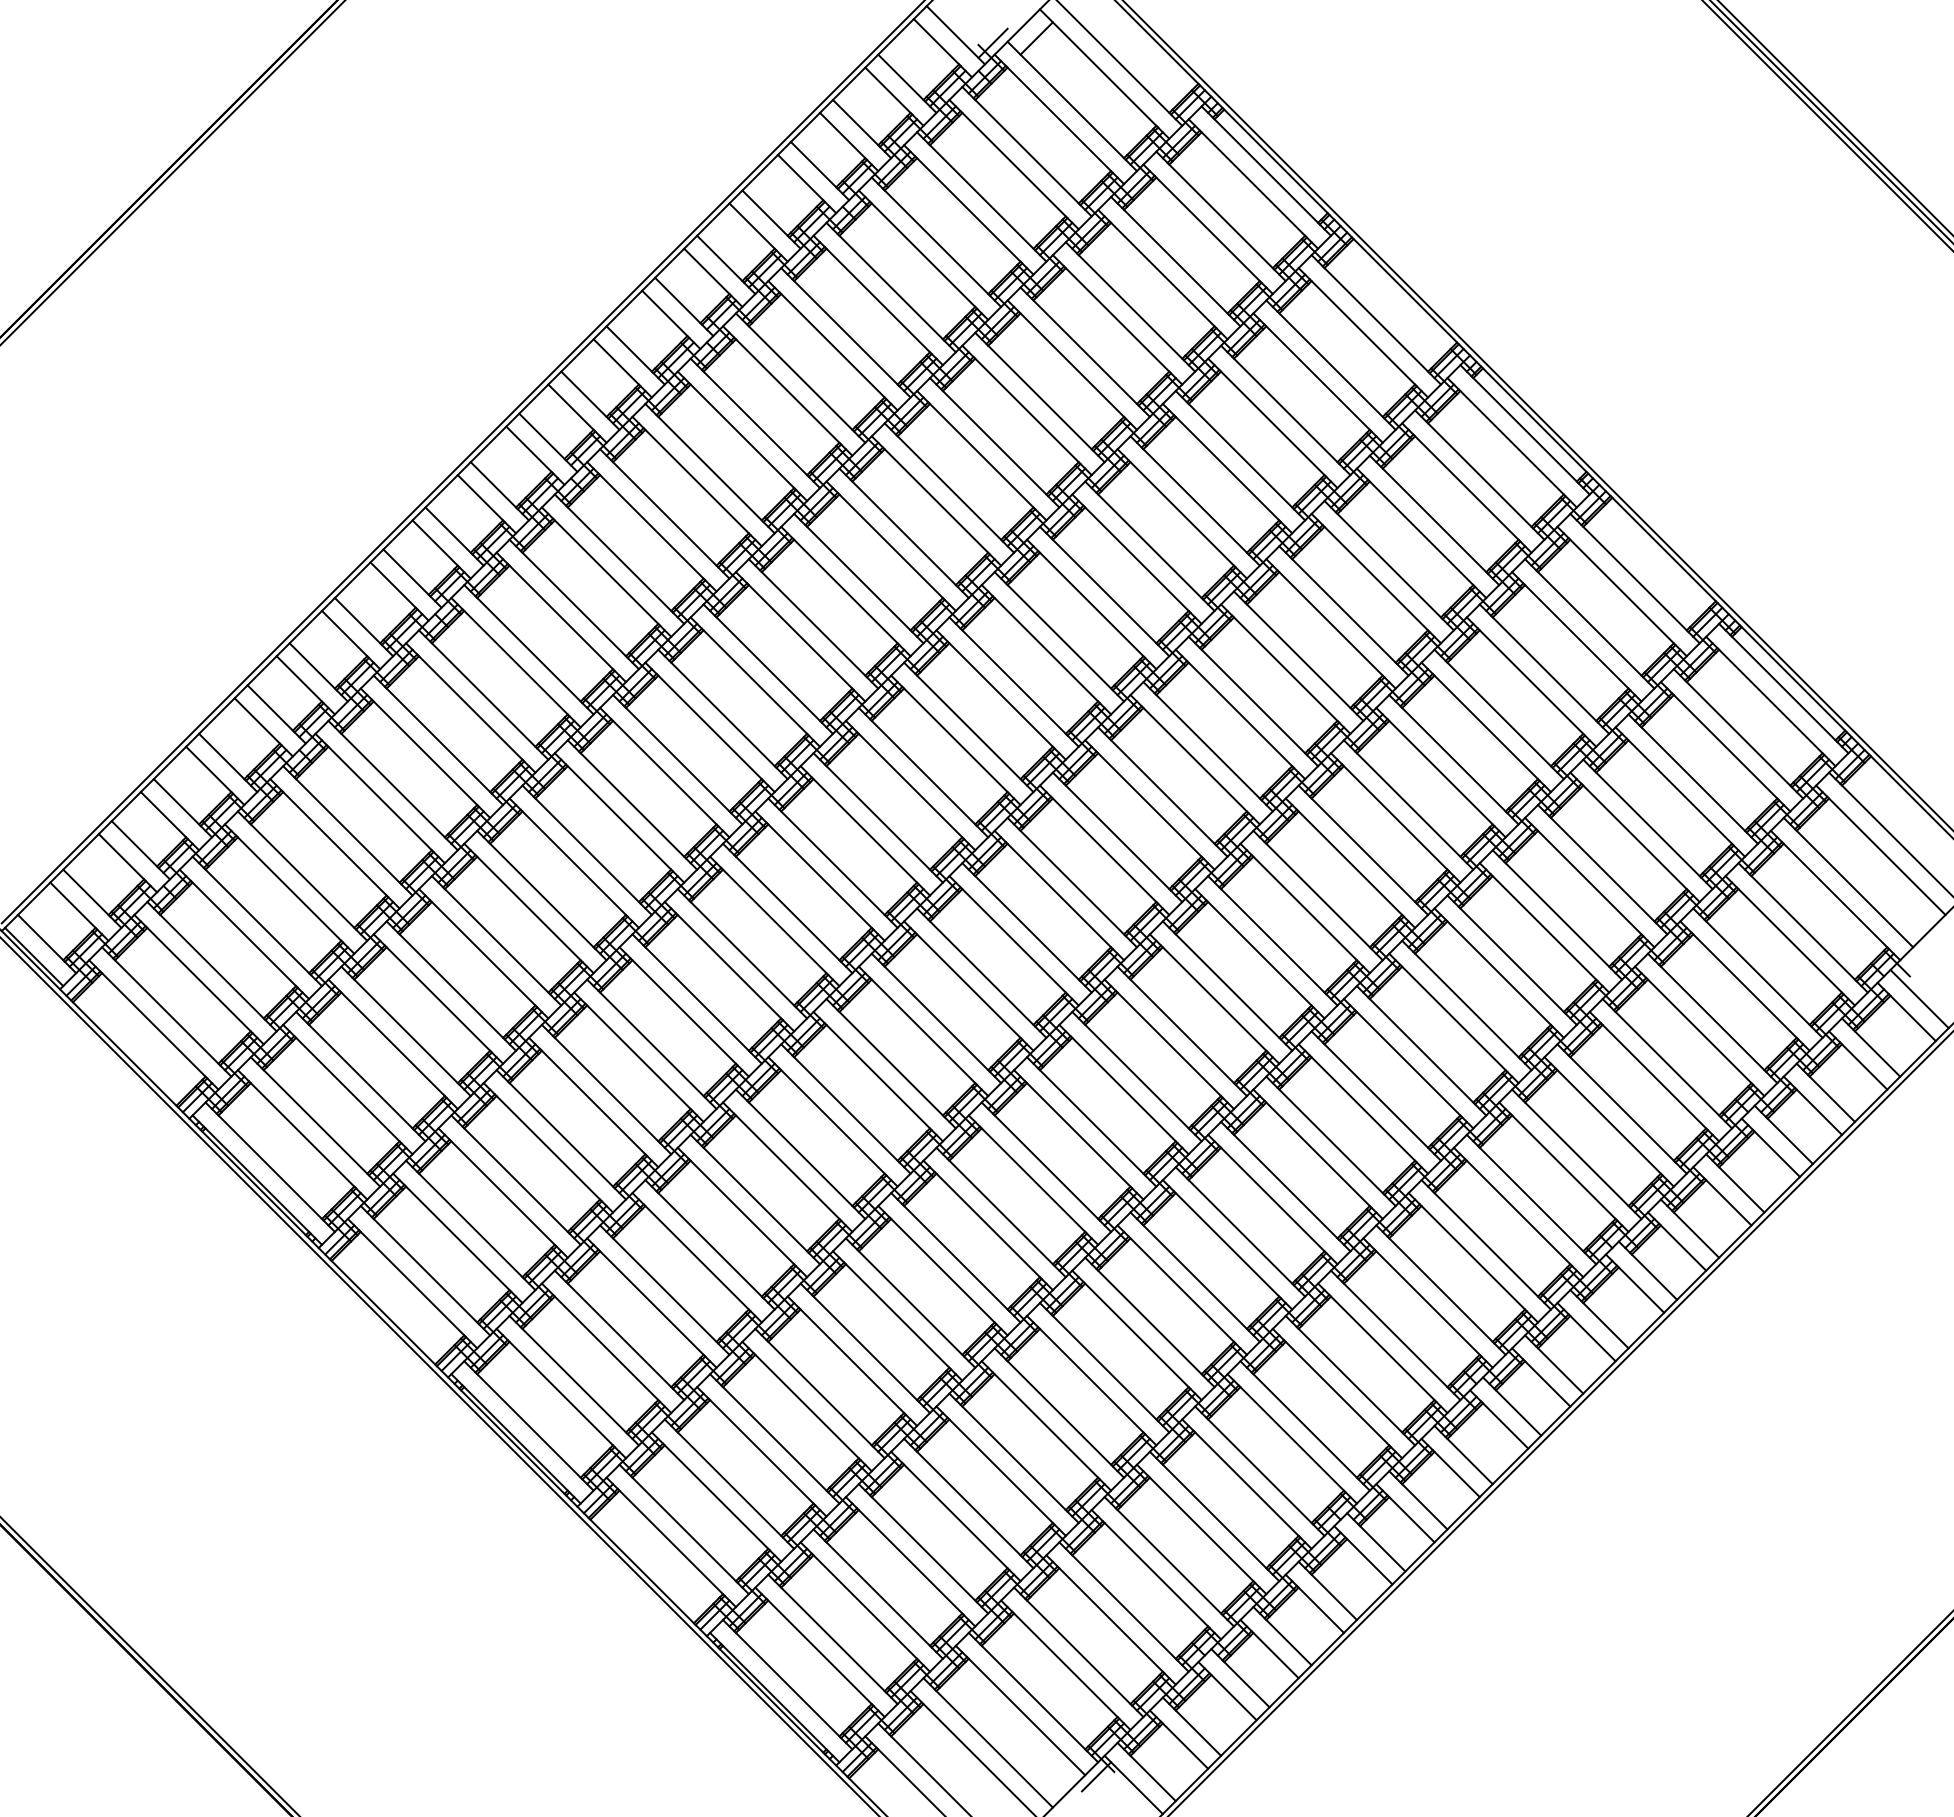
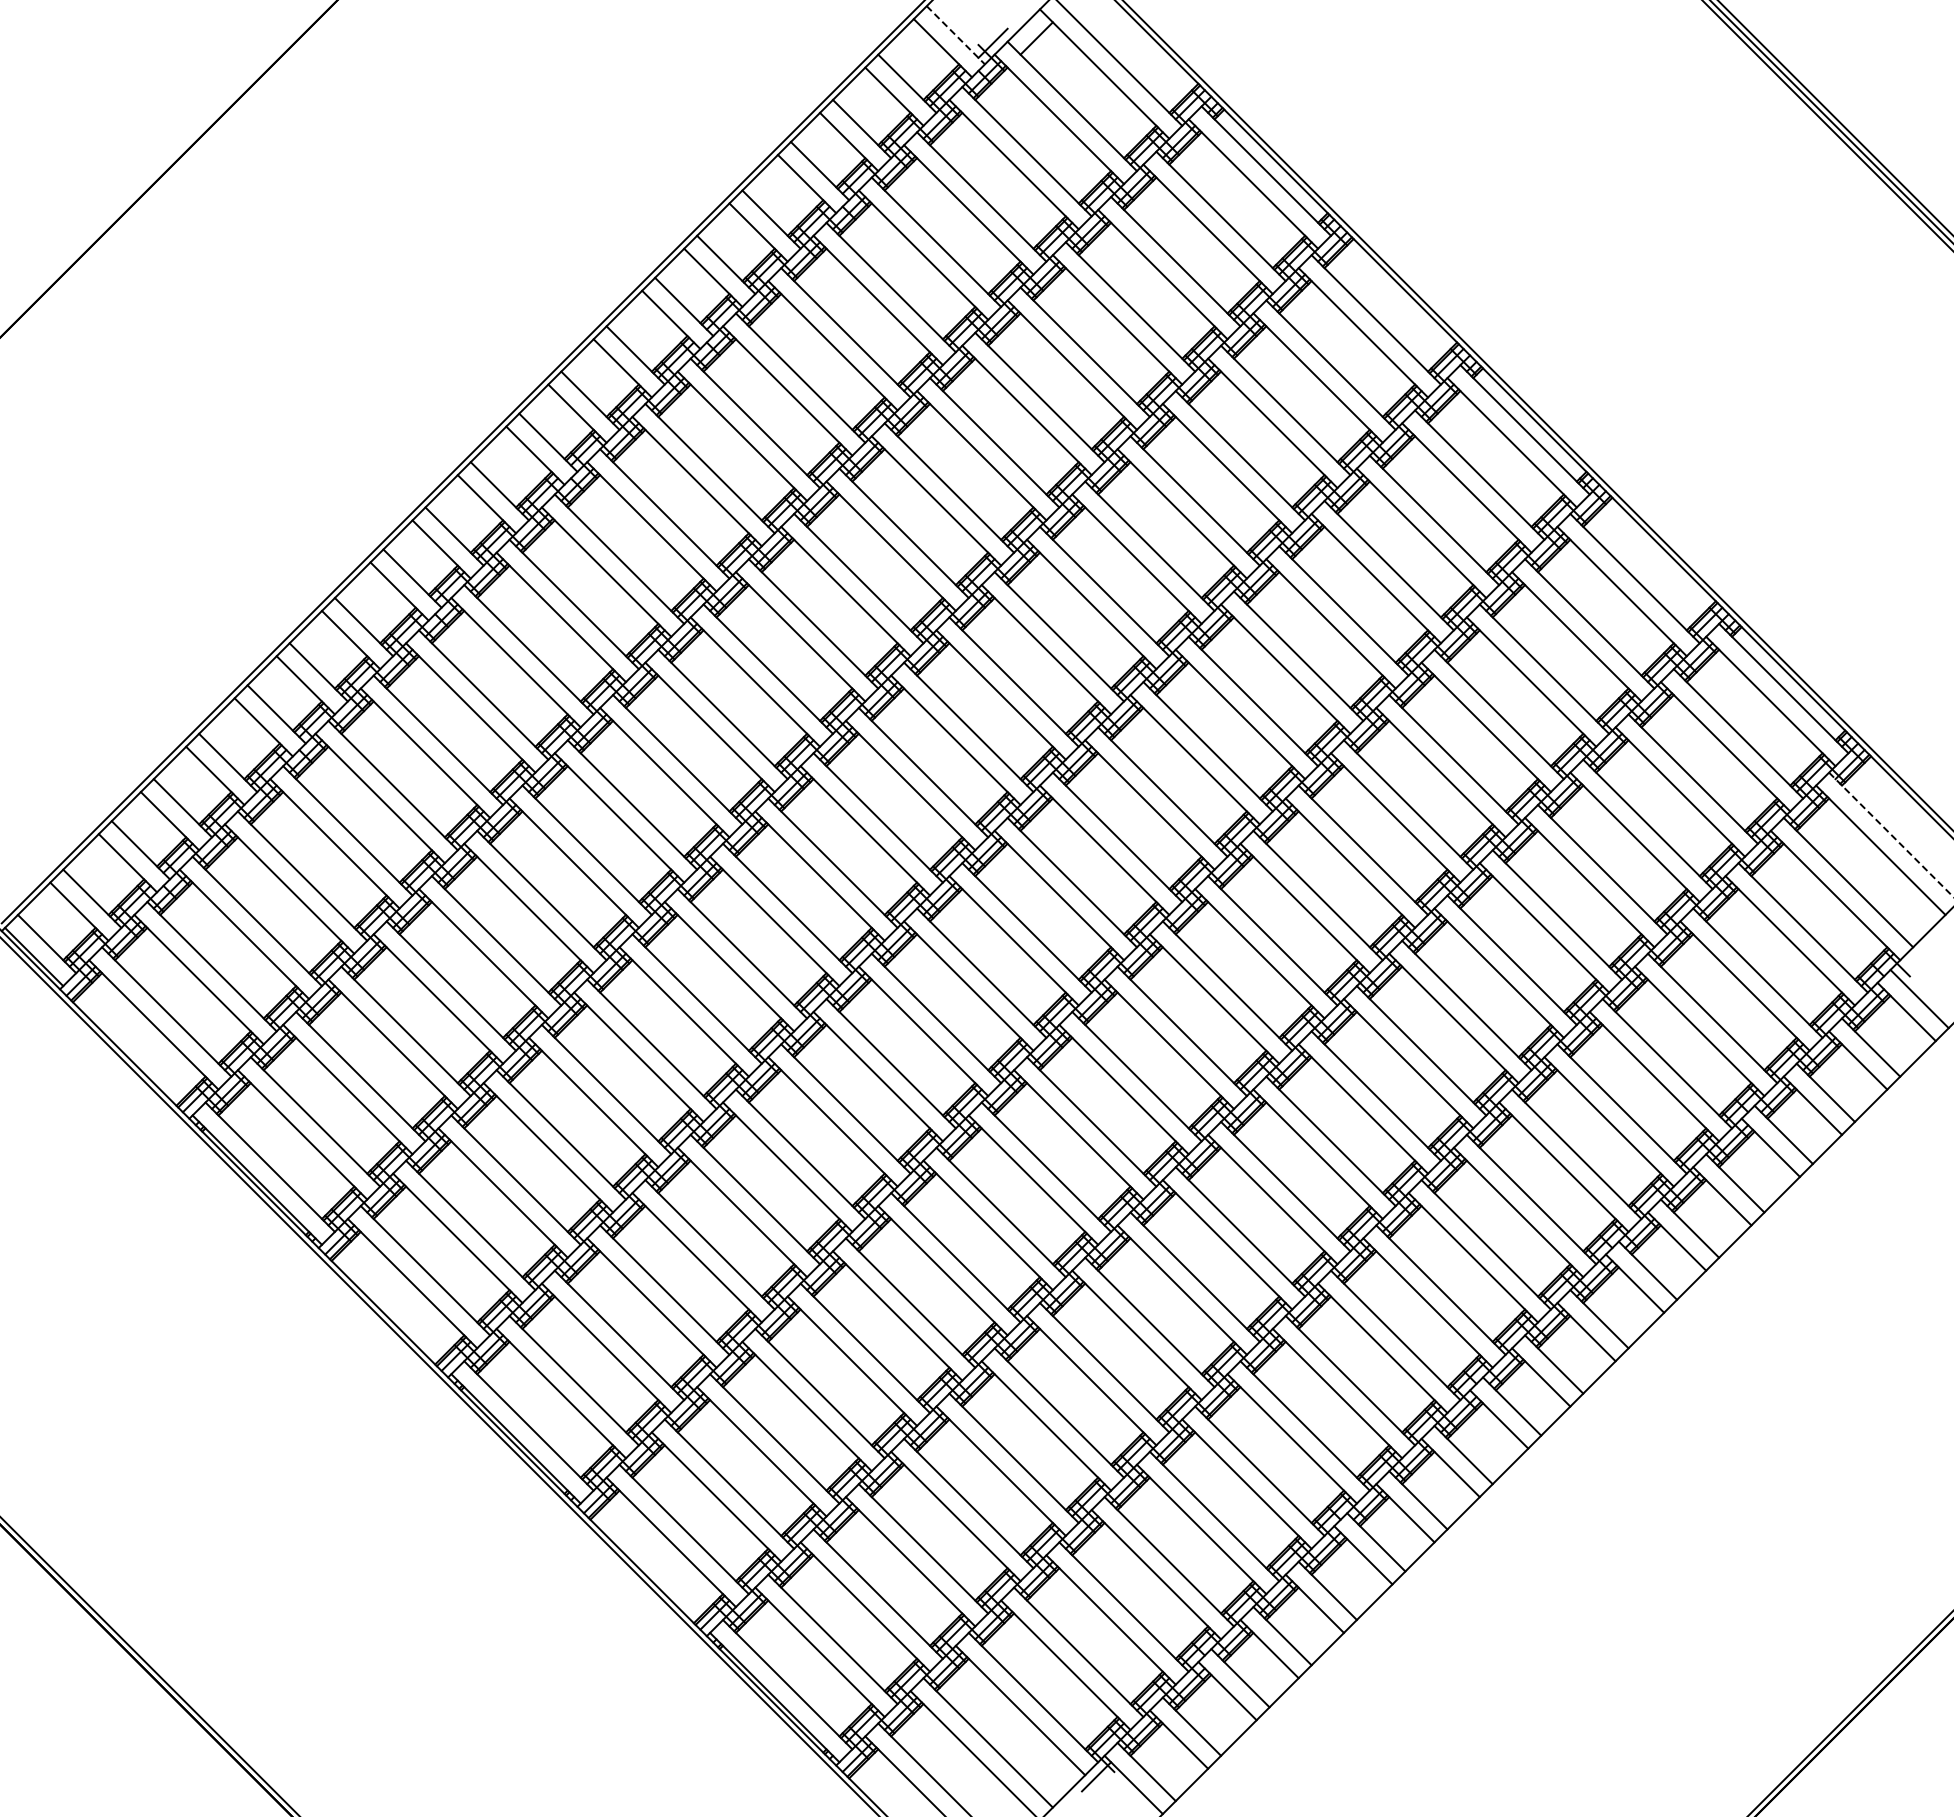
line: solid -> dashed (956, 35)
line: present -> none (172, 172)
line: solid -> dashed (1891, 834)
line: present -> none (1560, 1423)
